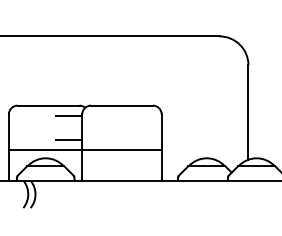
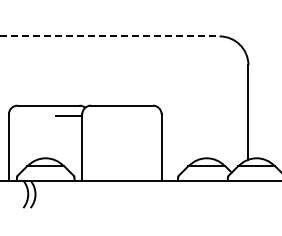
line: solid -> dashed (110, 36)
line: present -> none (68, 139)
line: present -> none (84, 150)
